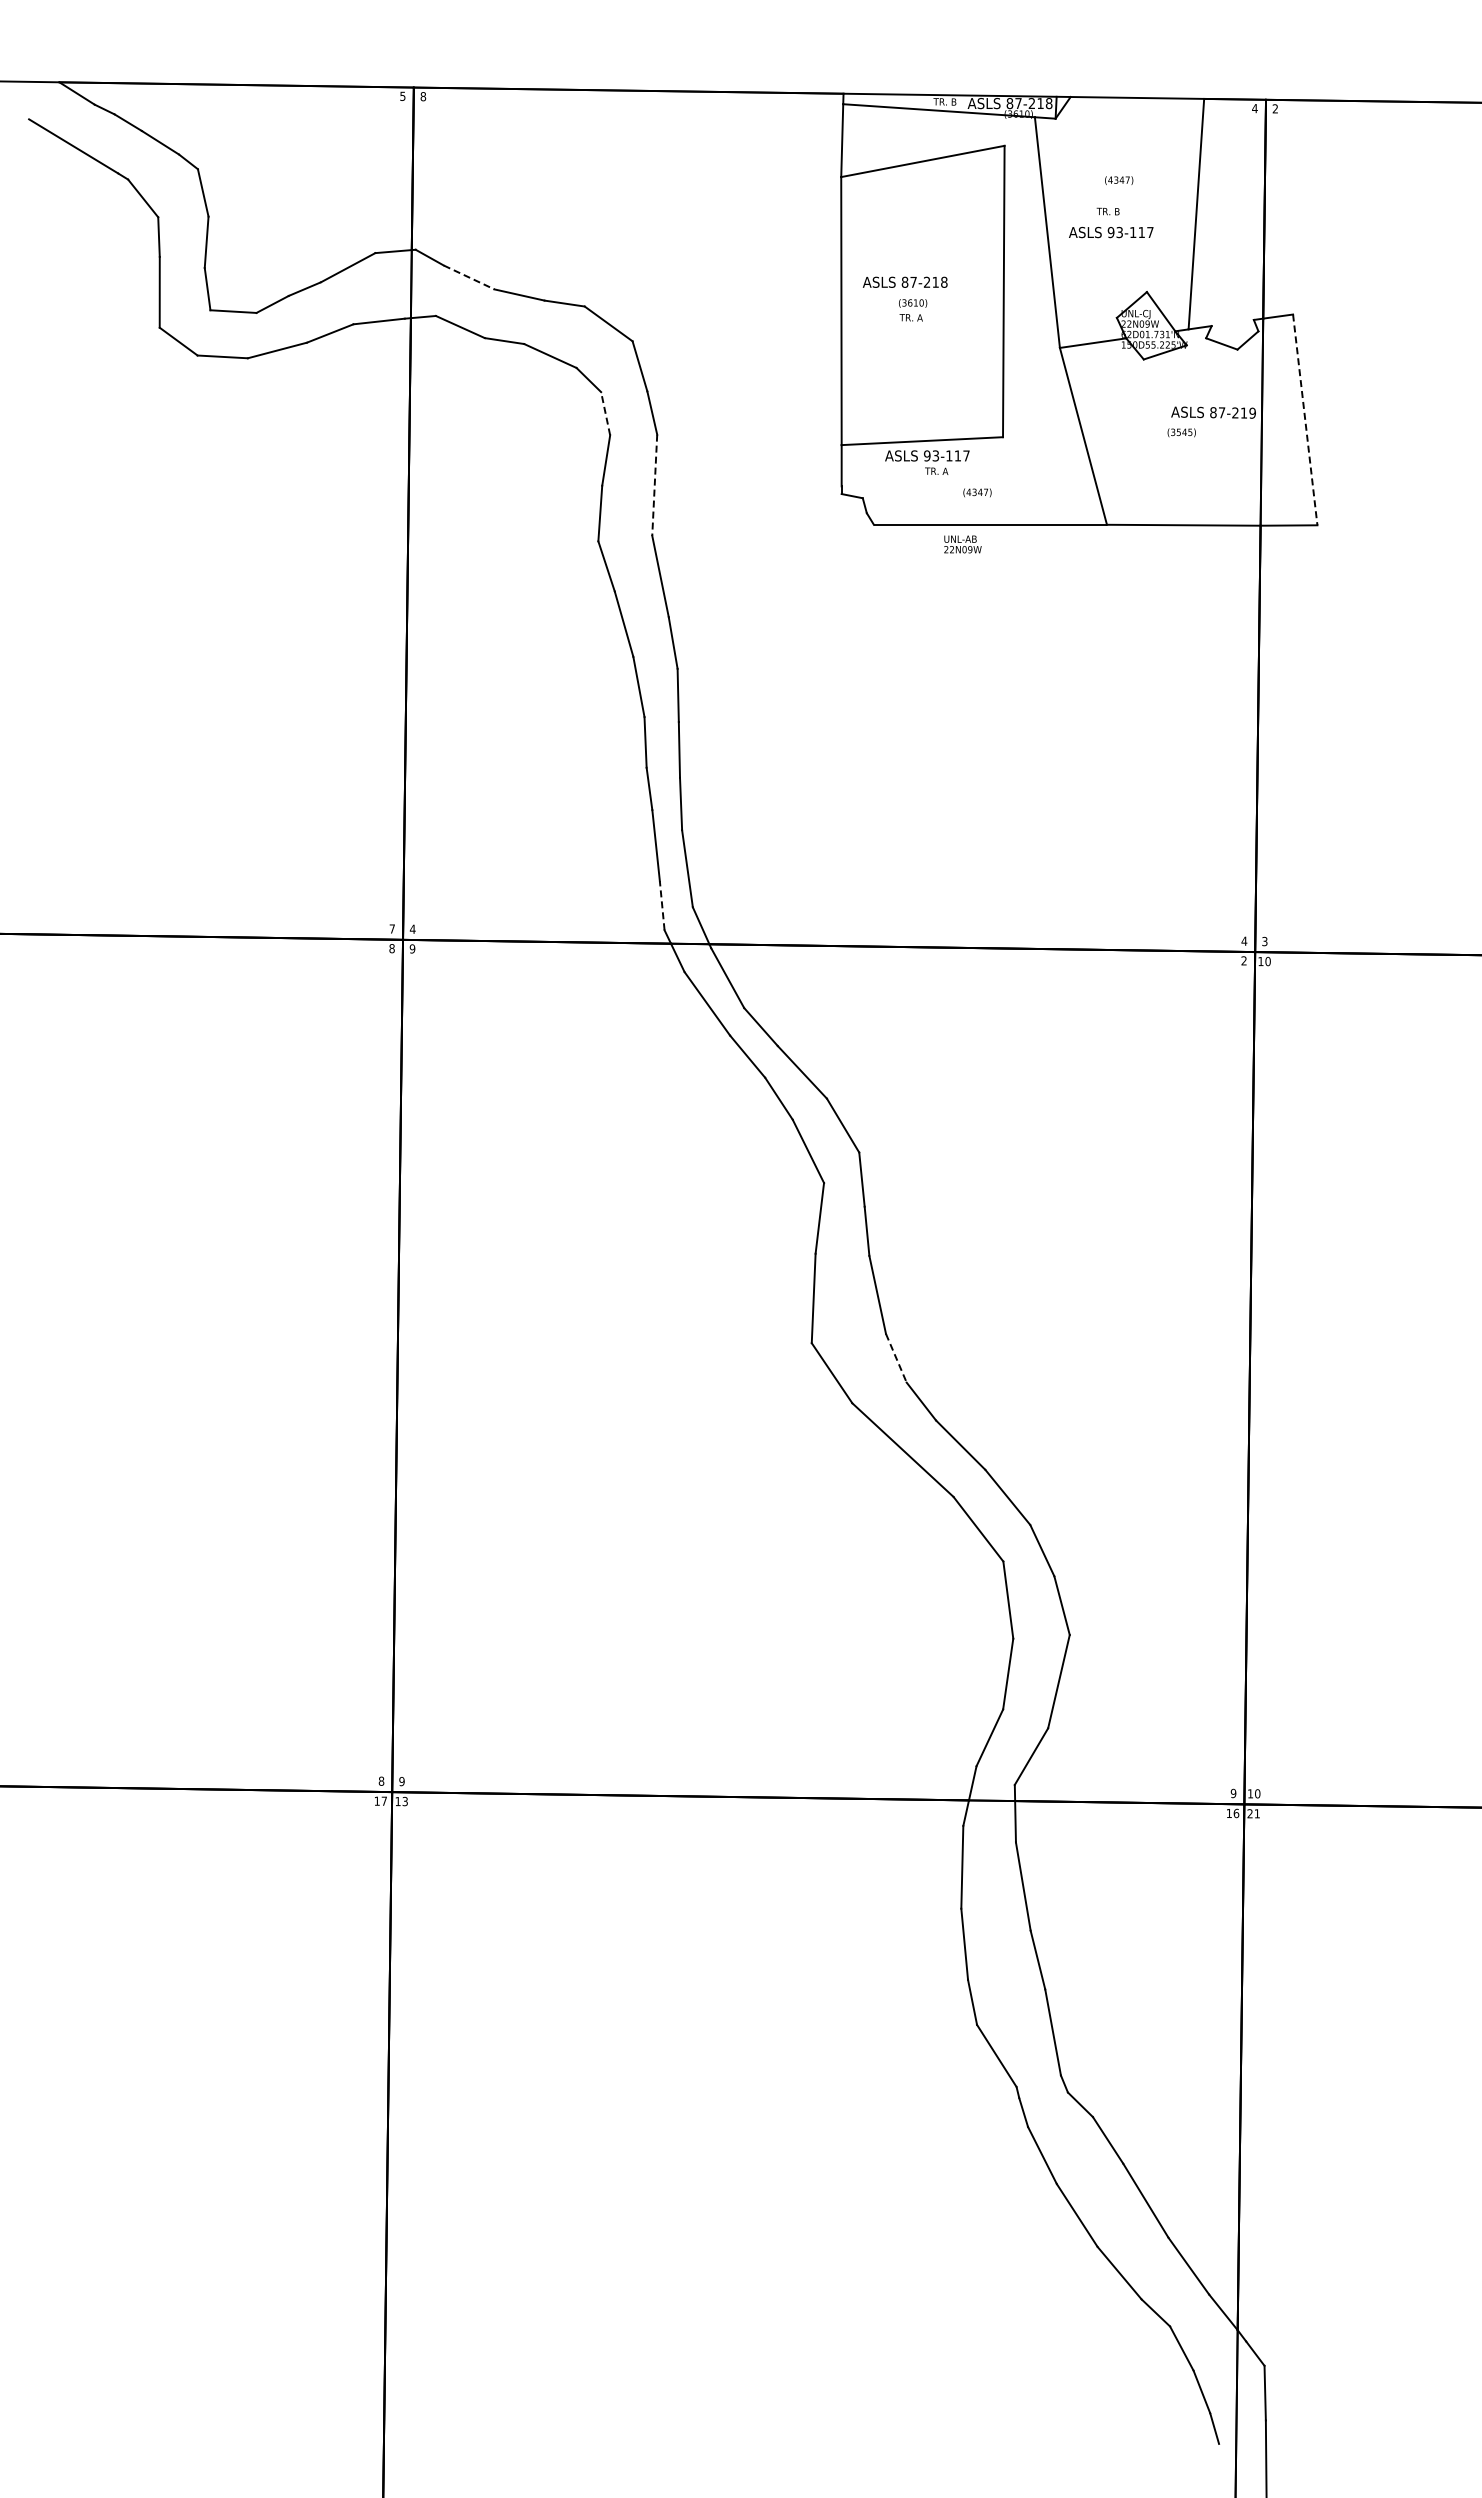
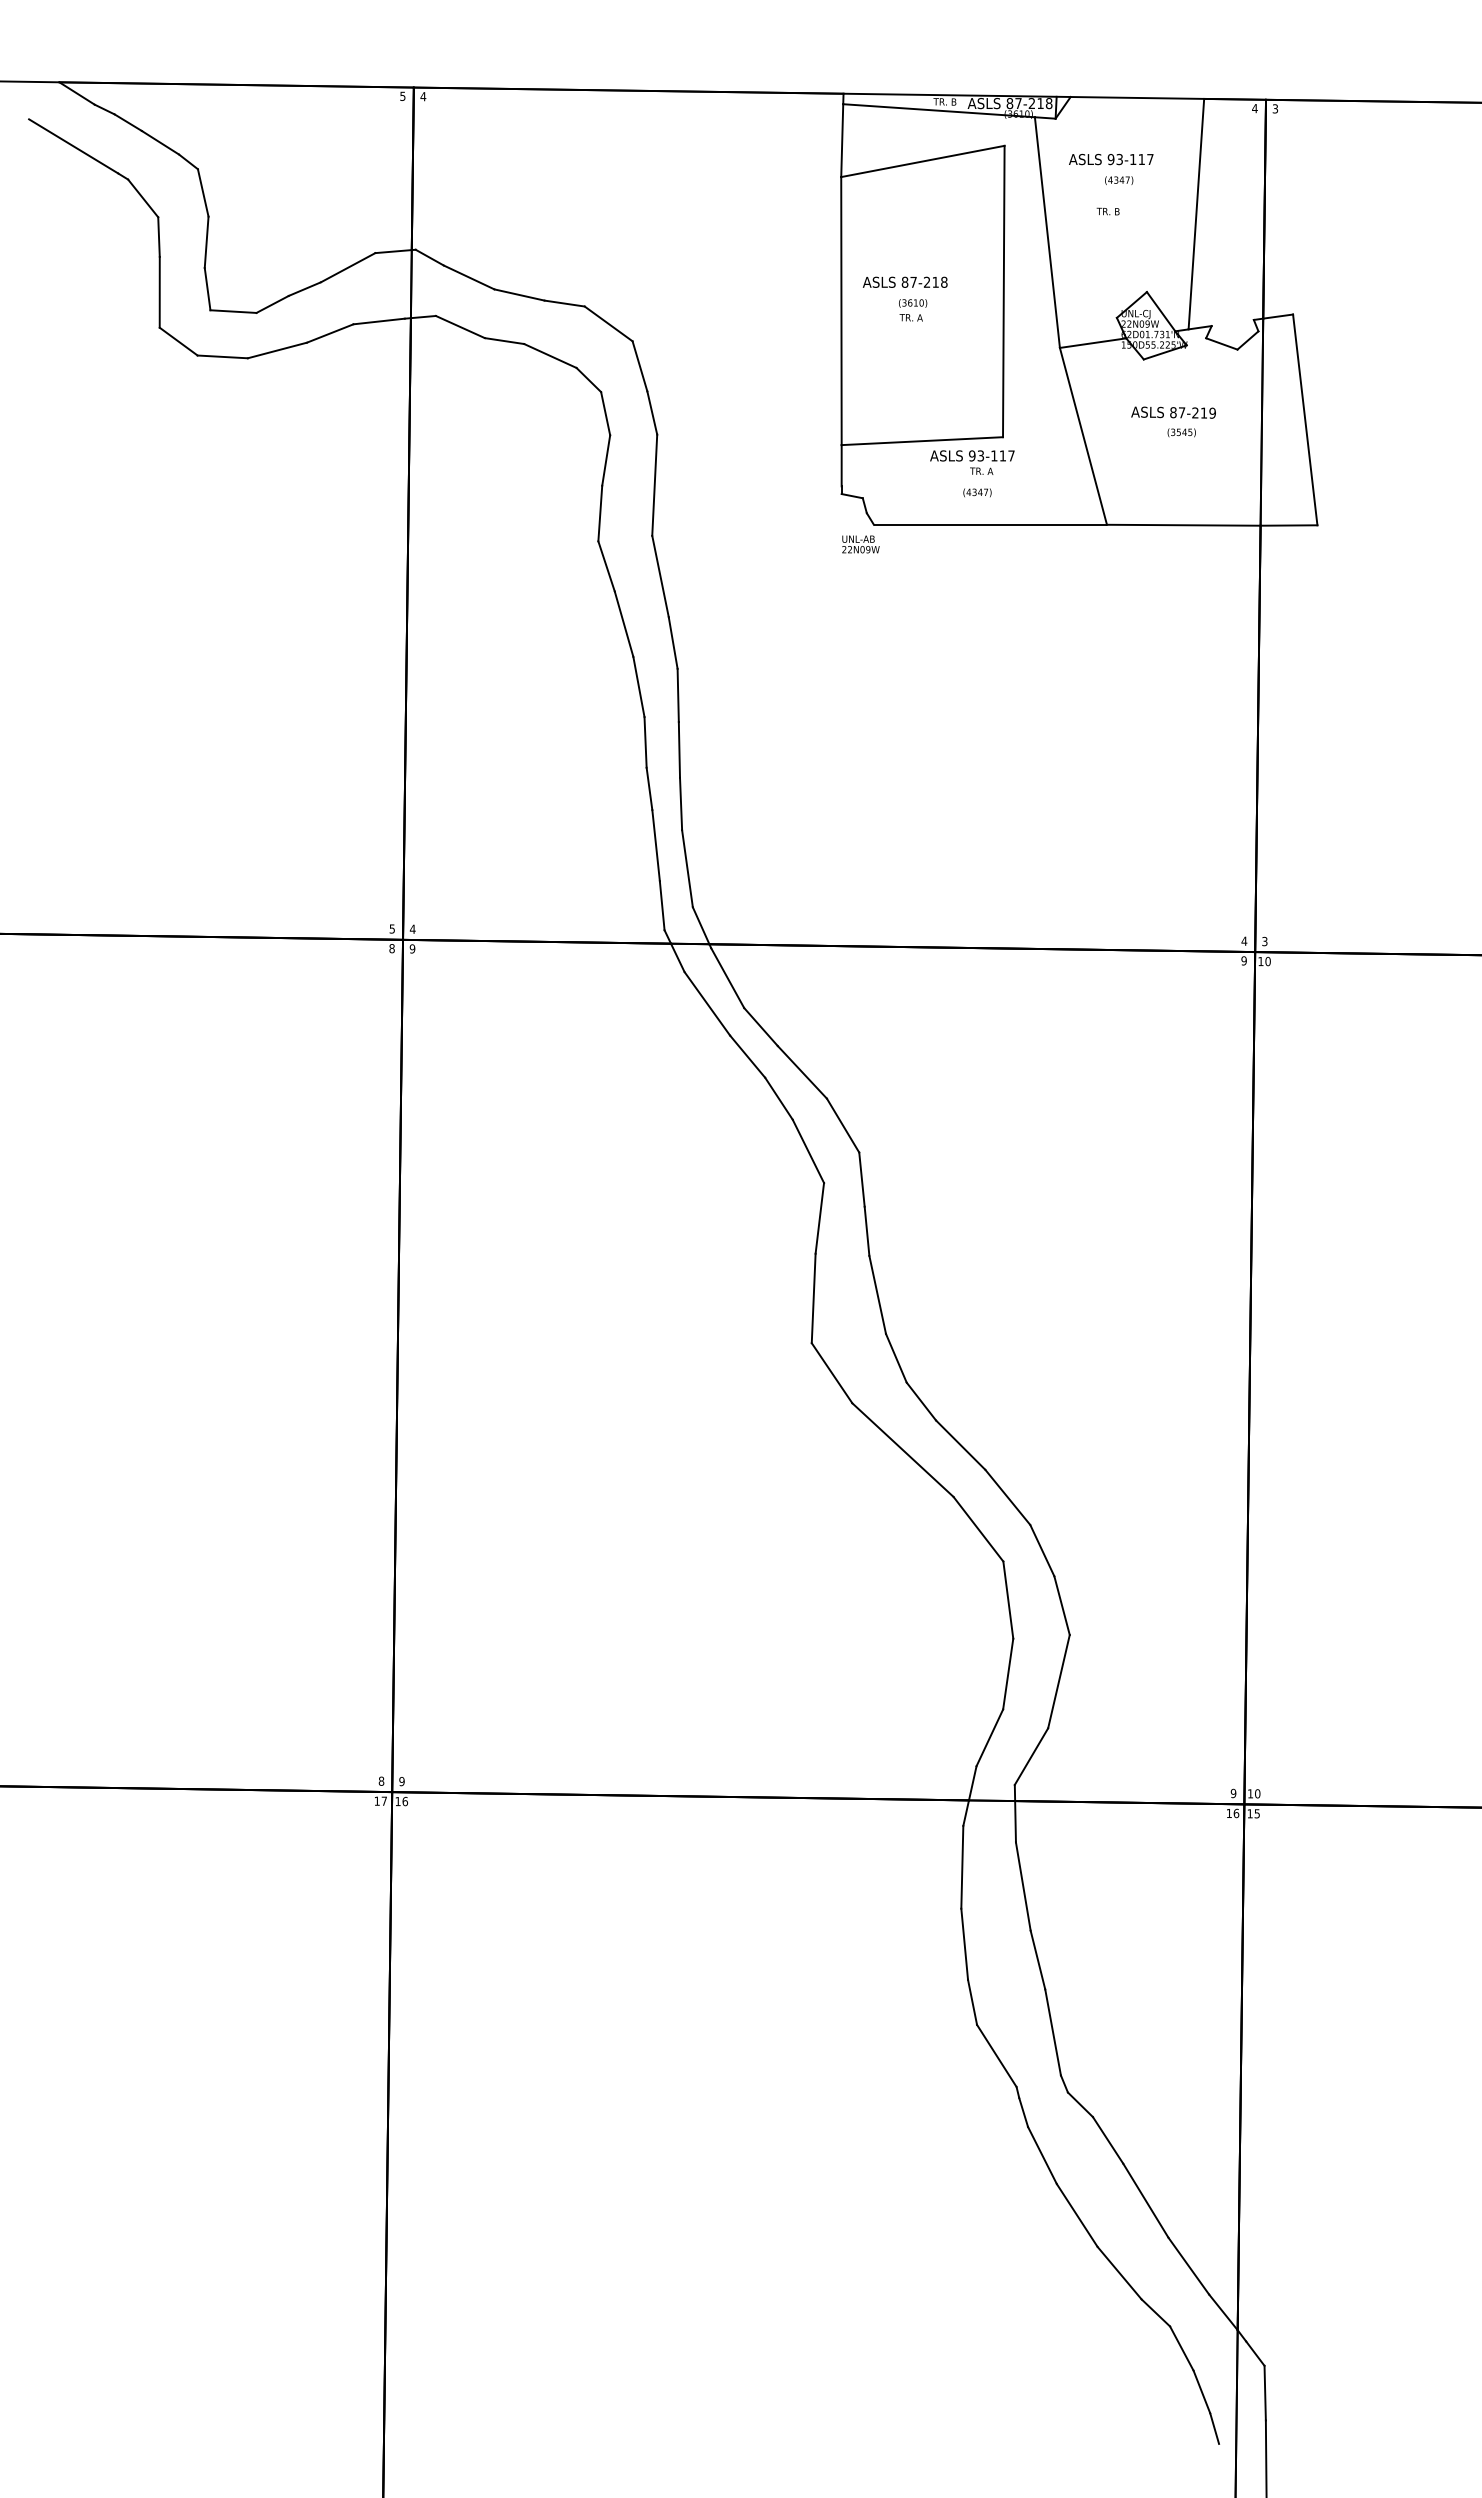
text: 8 -> 4 (423, 96)
text: 2 -> 3 (1275, 109)
text position: (1111, 232) -> (1111, 159) (1111, 159)
line: dashed -> solid (469, 277)
text position: (1213, 412) -> (1173, 412) (1173, 412)
line: dashed -> solid (605, 413)
line: dashed -> solid (1305, 420)
text position: (927, 462) -> (972, 462) (972, 462)
line: dashed -> solid (654, 485)
text position: (962, 544) -> (860, 544) (860, 544)
line: dashed -> solid (662, 905)
text: 7 -> 5 (391, 928)
text: 2 -> 9 (1243, 960)
line: dashed -> solid (896, 1358)
text: 13 -> 16 (405, 1801)
text: 21 -> 15 (1253, 1813)
